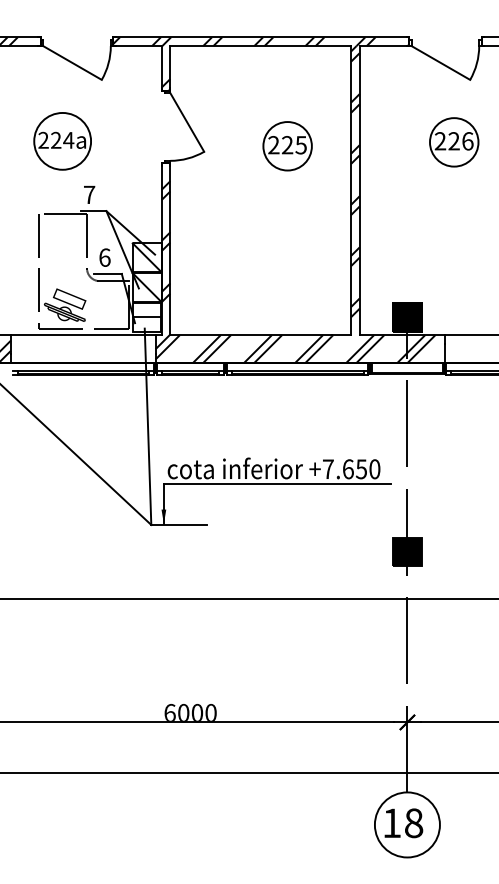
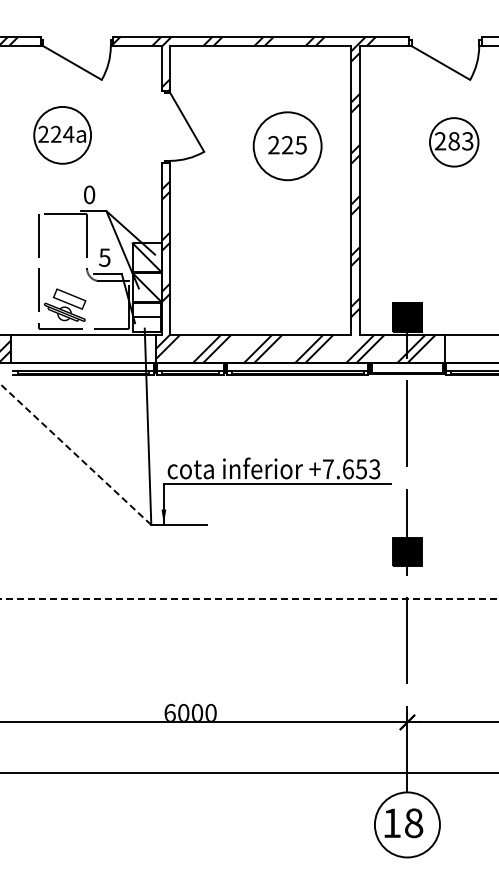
part position: (62, 141) -> (62, 135) (62, 135)
text: 226 -> 283 (460, 141)
circle diameter: 48 px -> 68 px (287, 146)
text: 7 -> 0 (89, 194)
text: 6 -> 5 (104, 257)
line: solid -> dashed (75, 454)
text: +7.650 -> +7.653 (374, 469)
line: solid -> dashed (249, 598)
